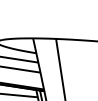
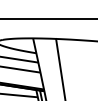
line: none -> present (48, 18)
